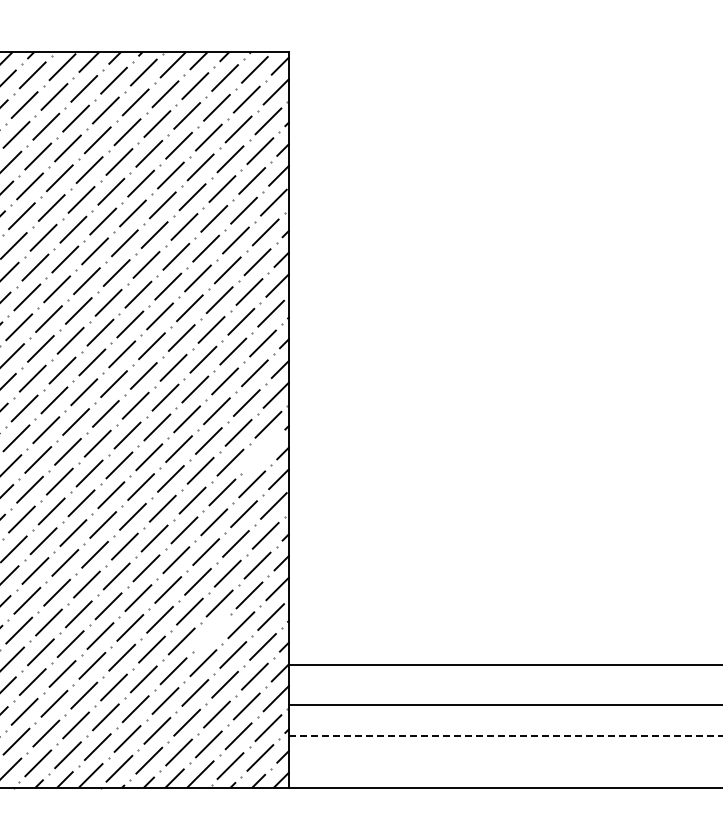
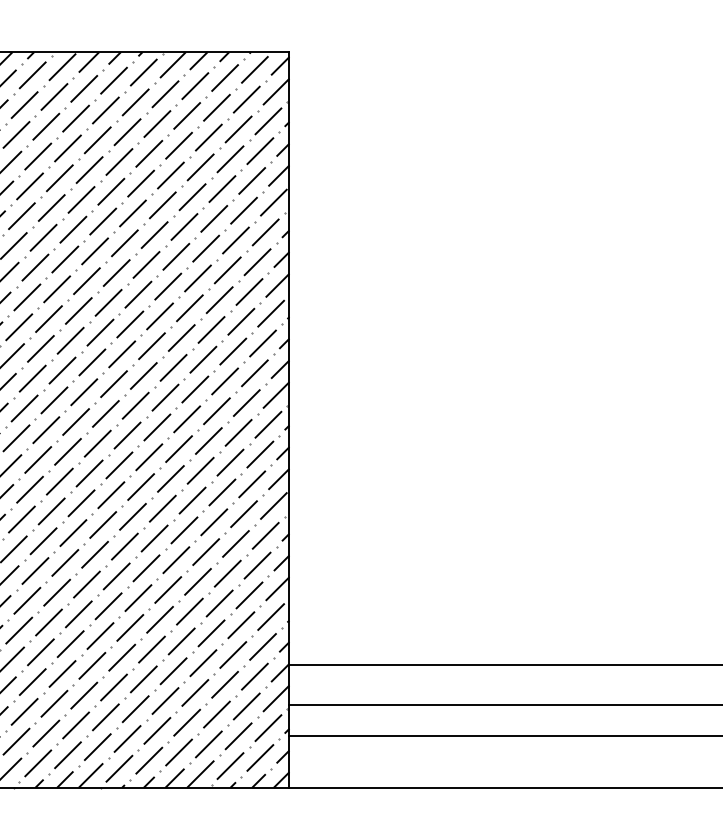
line: none -> present (263, 451)
line: none -> present (211, 632)
line: dashed -> solid (506, 736)
